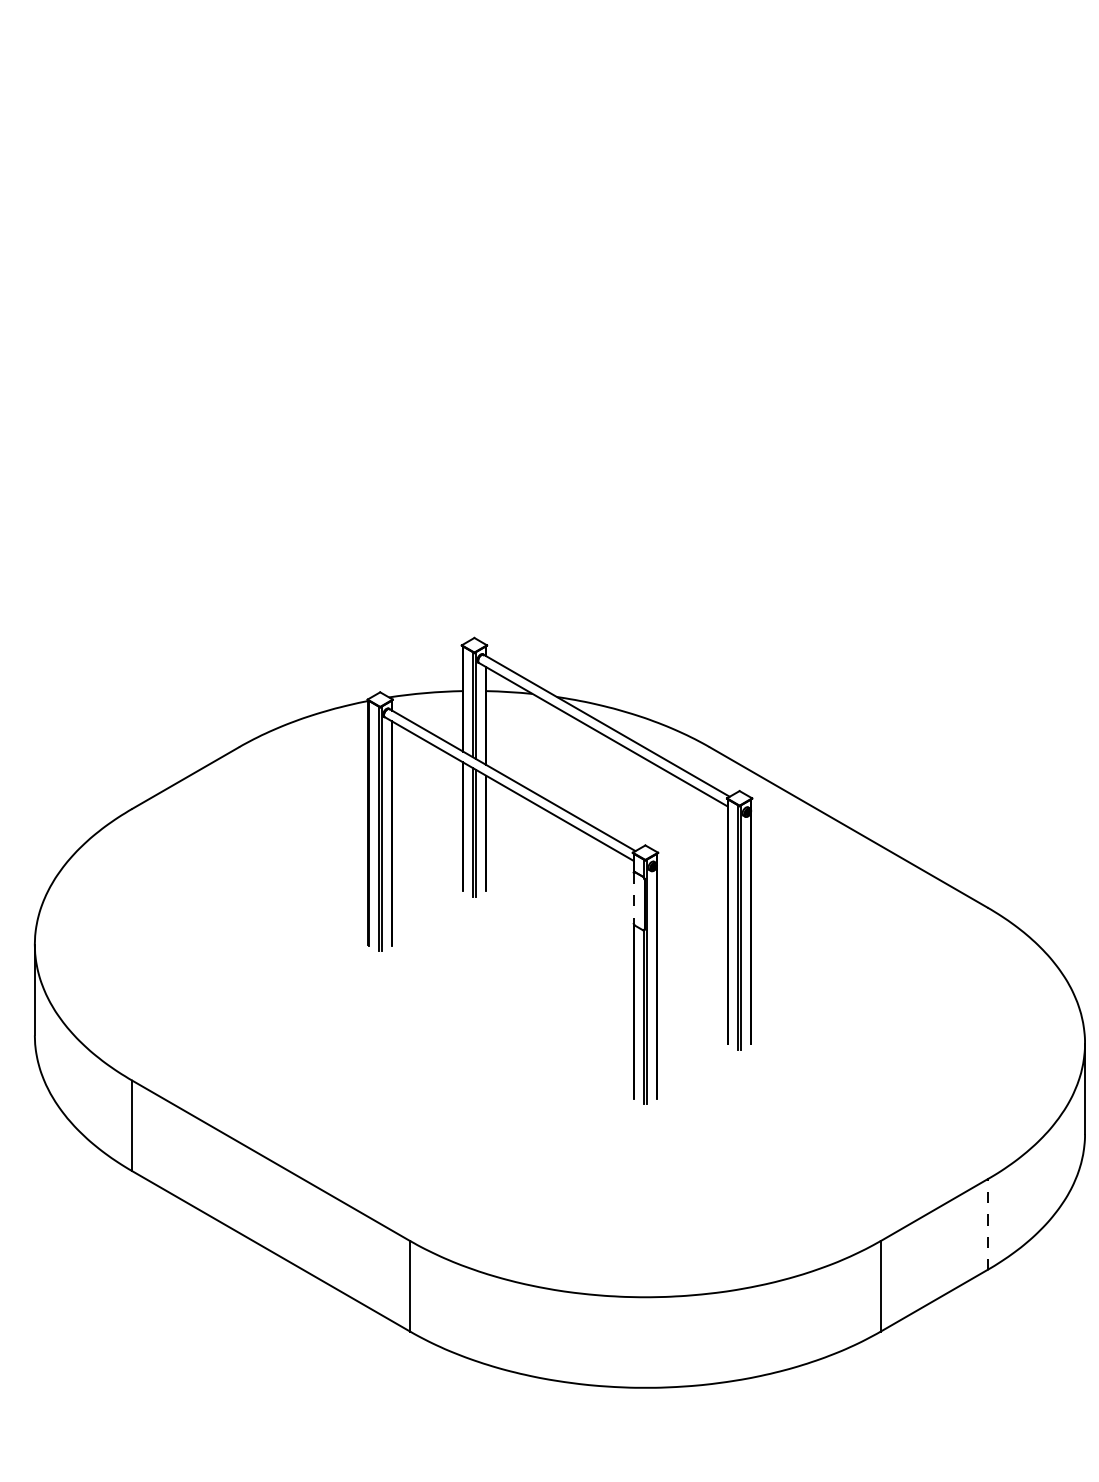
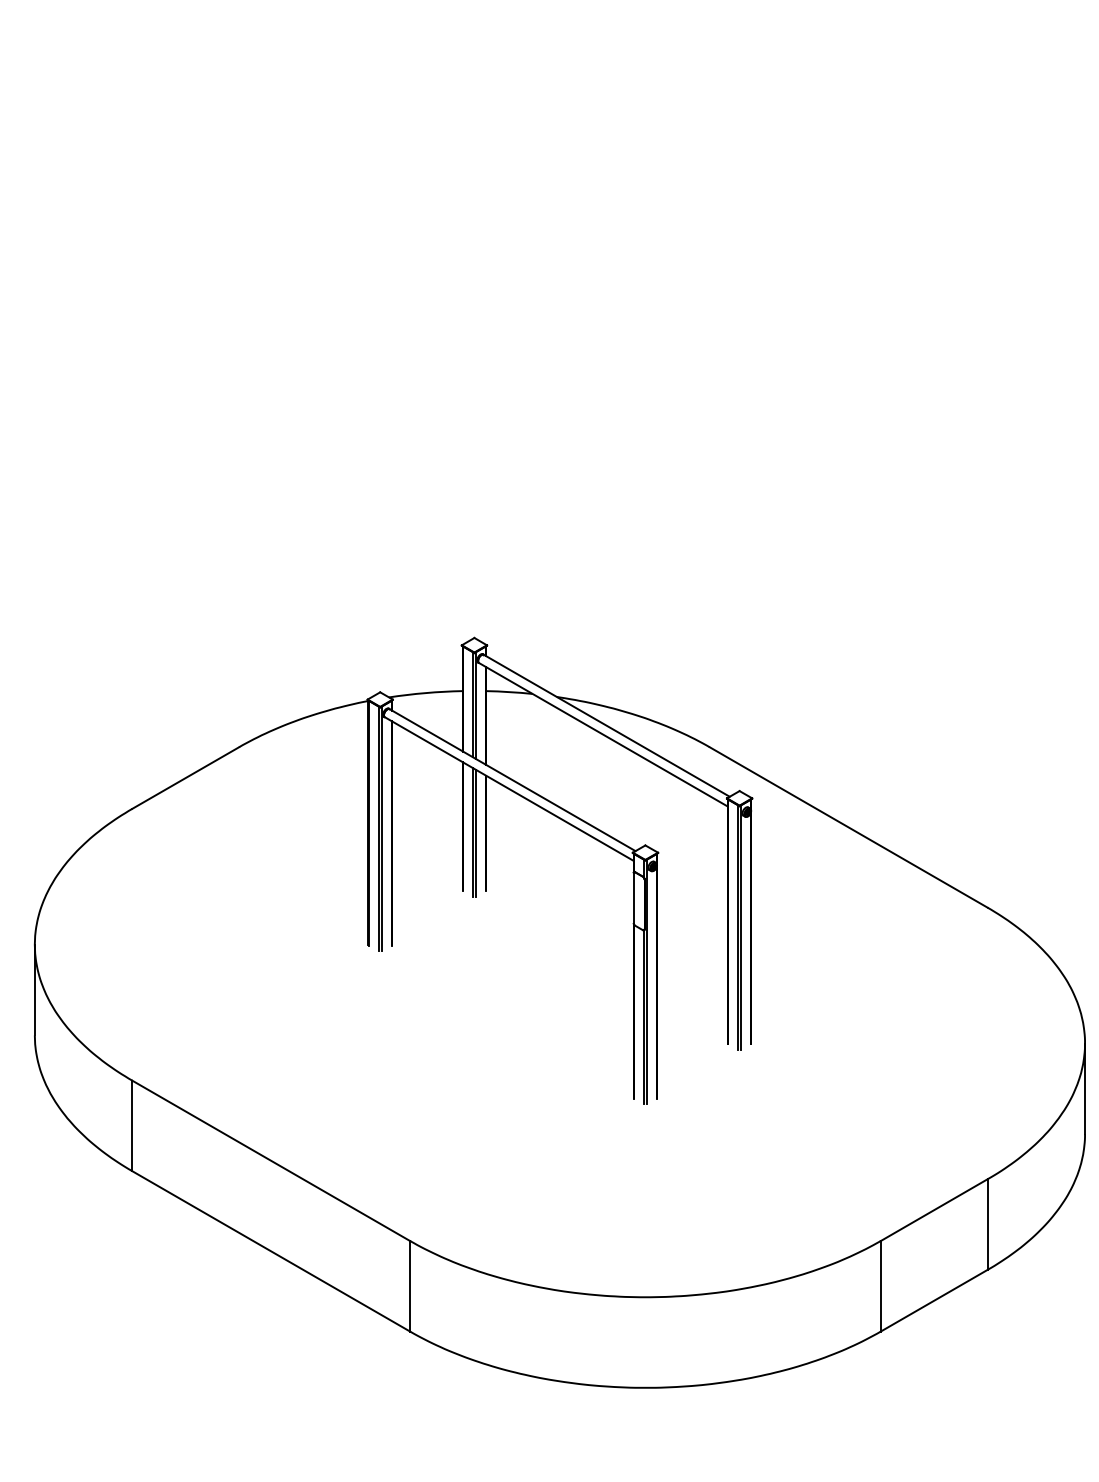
line: dashed -> solid (633, 898)
line: dashed -> solid (987, 1224)
